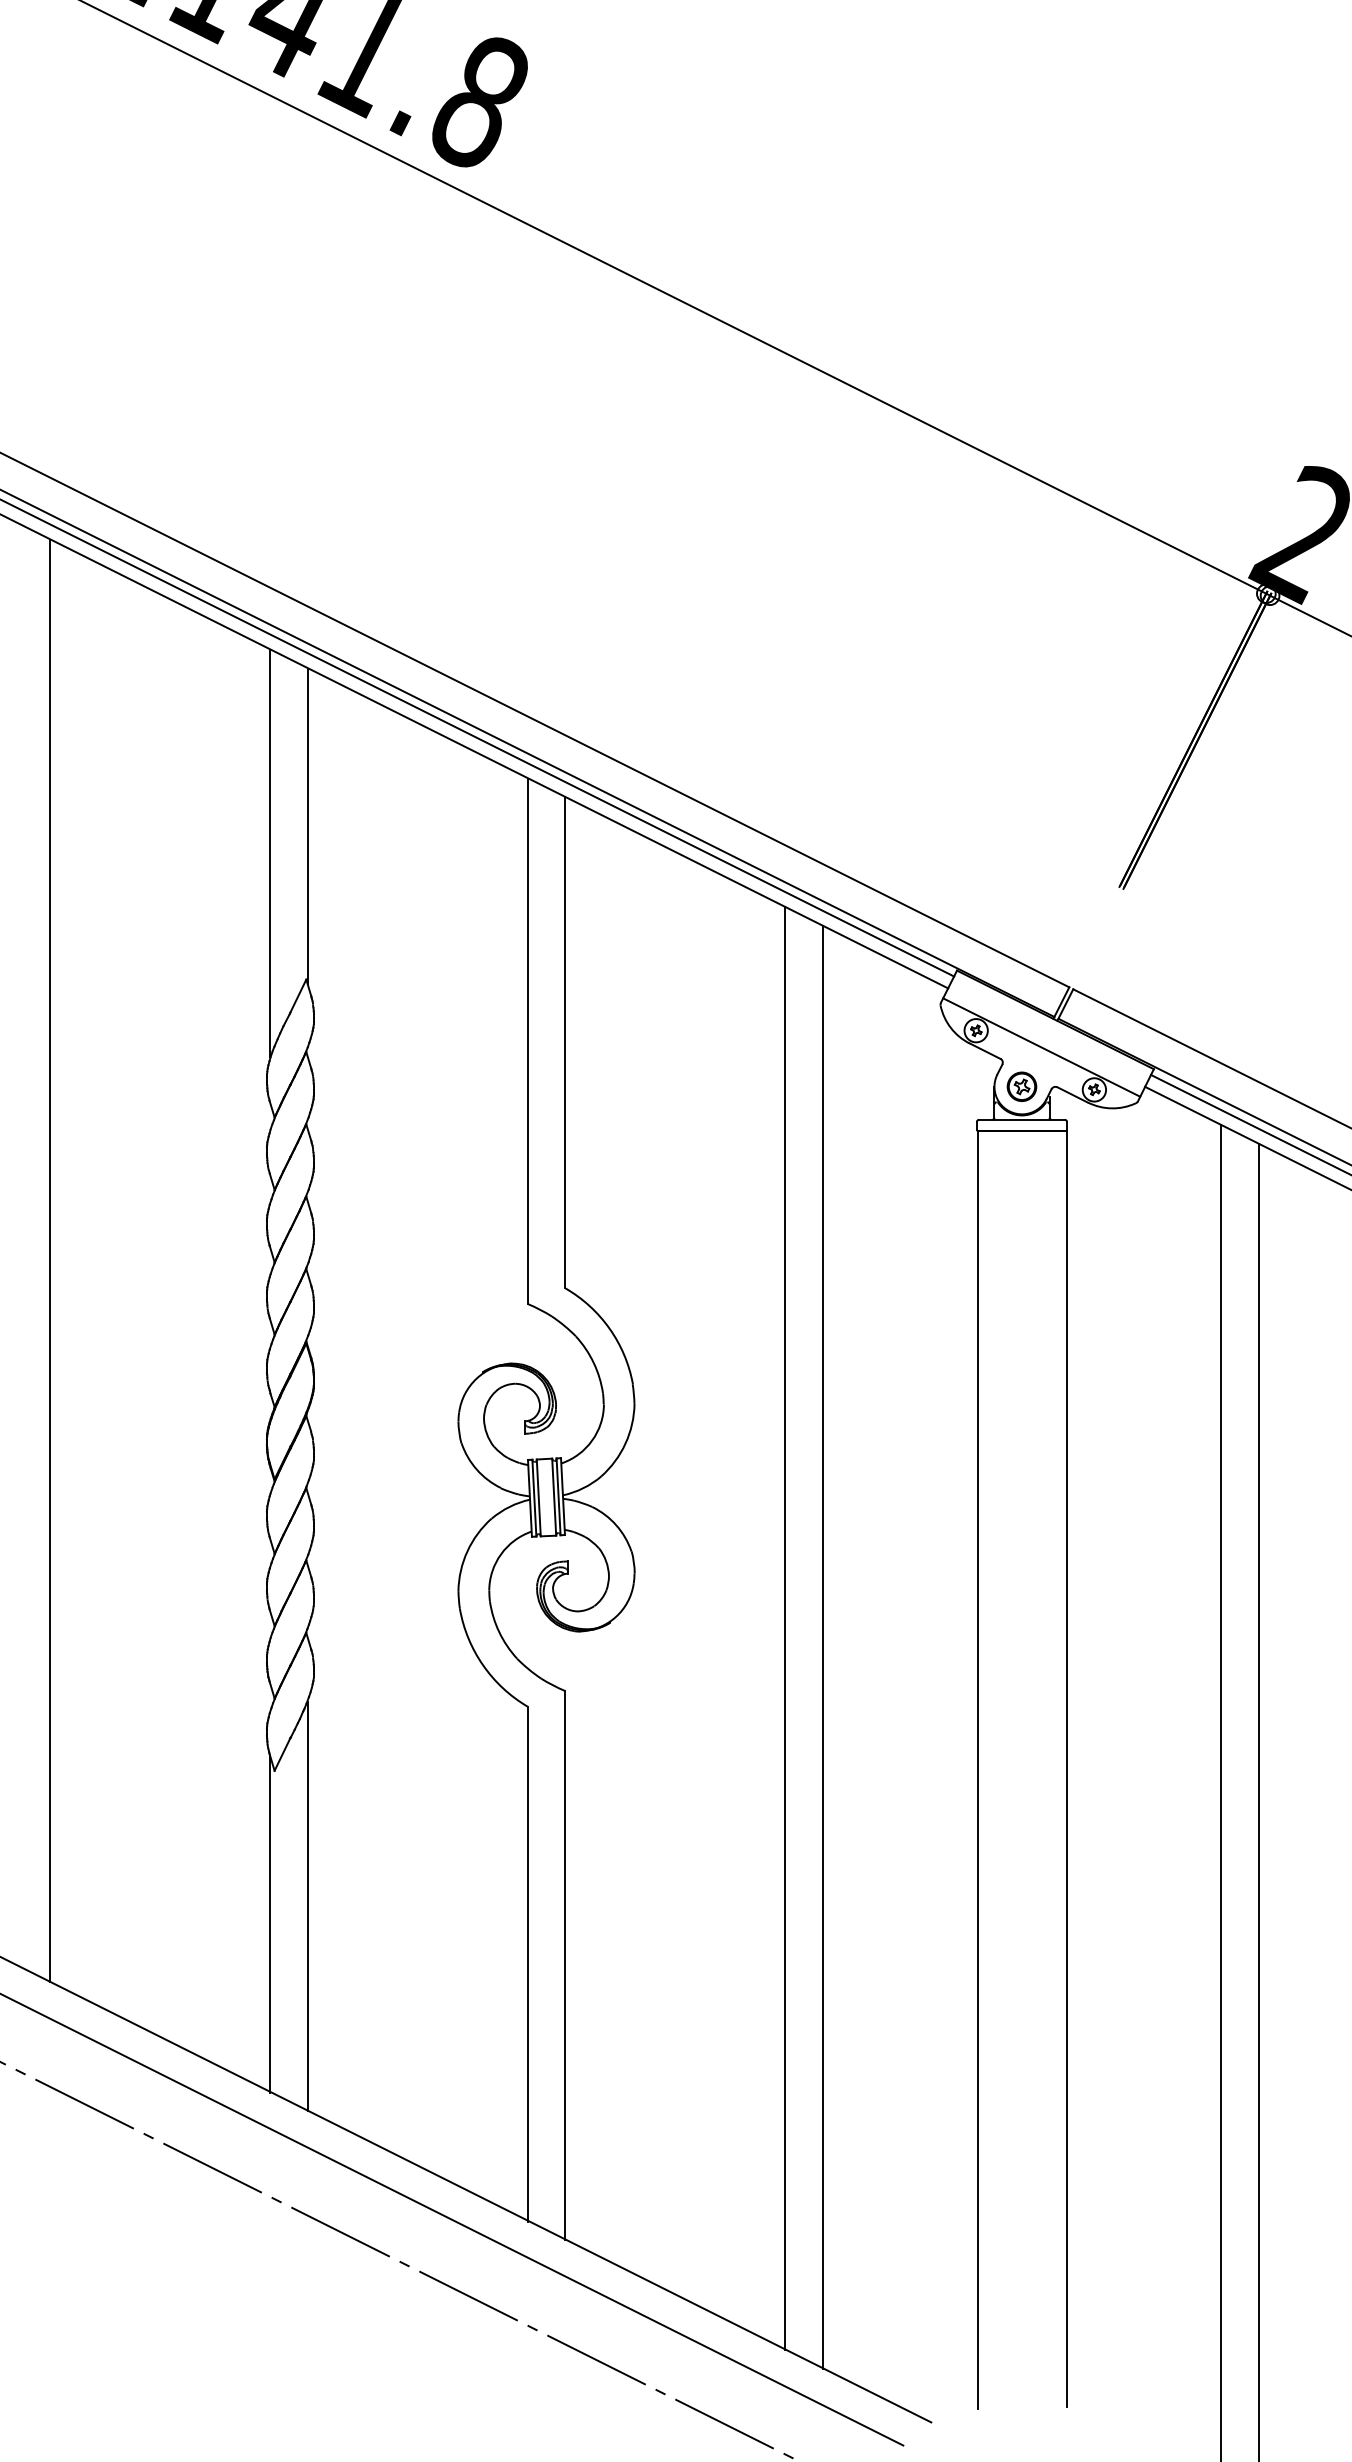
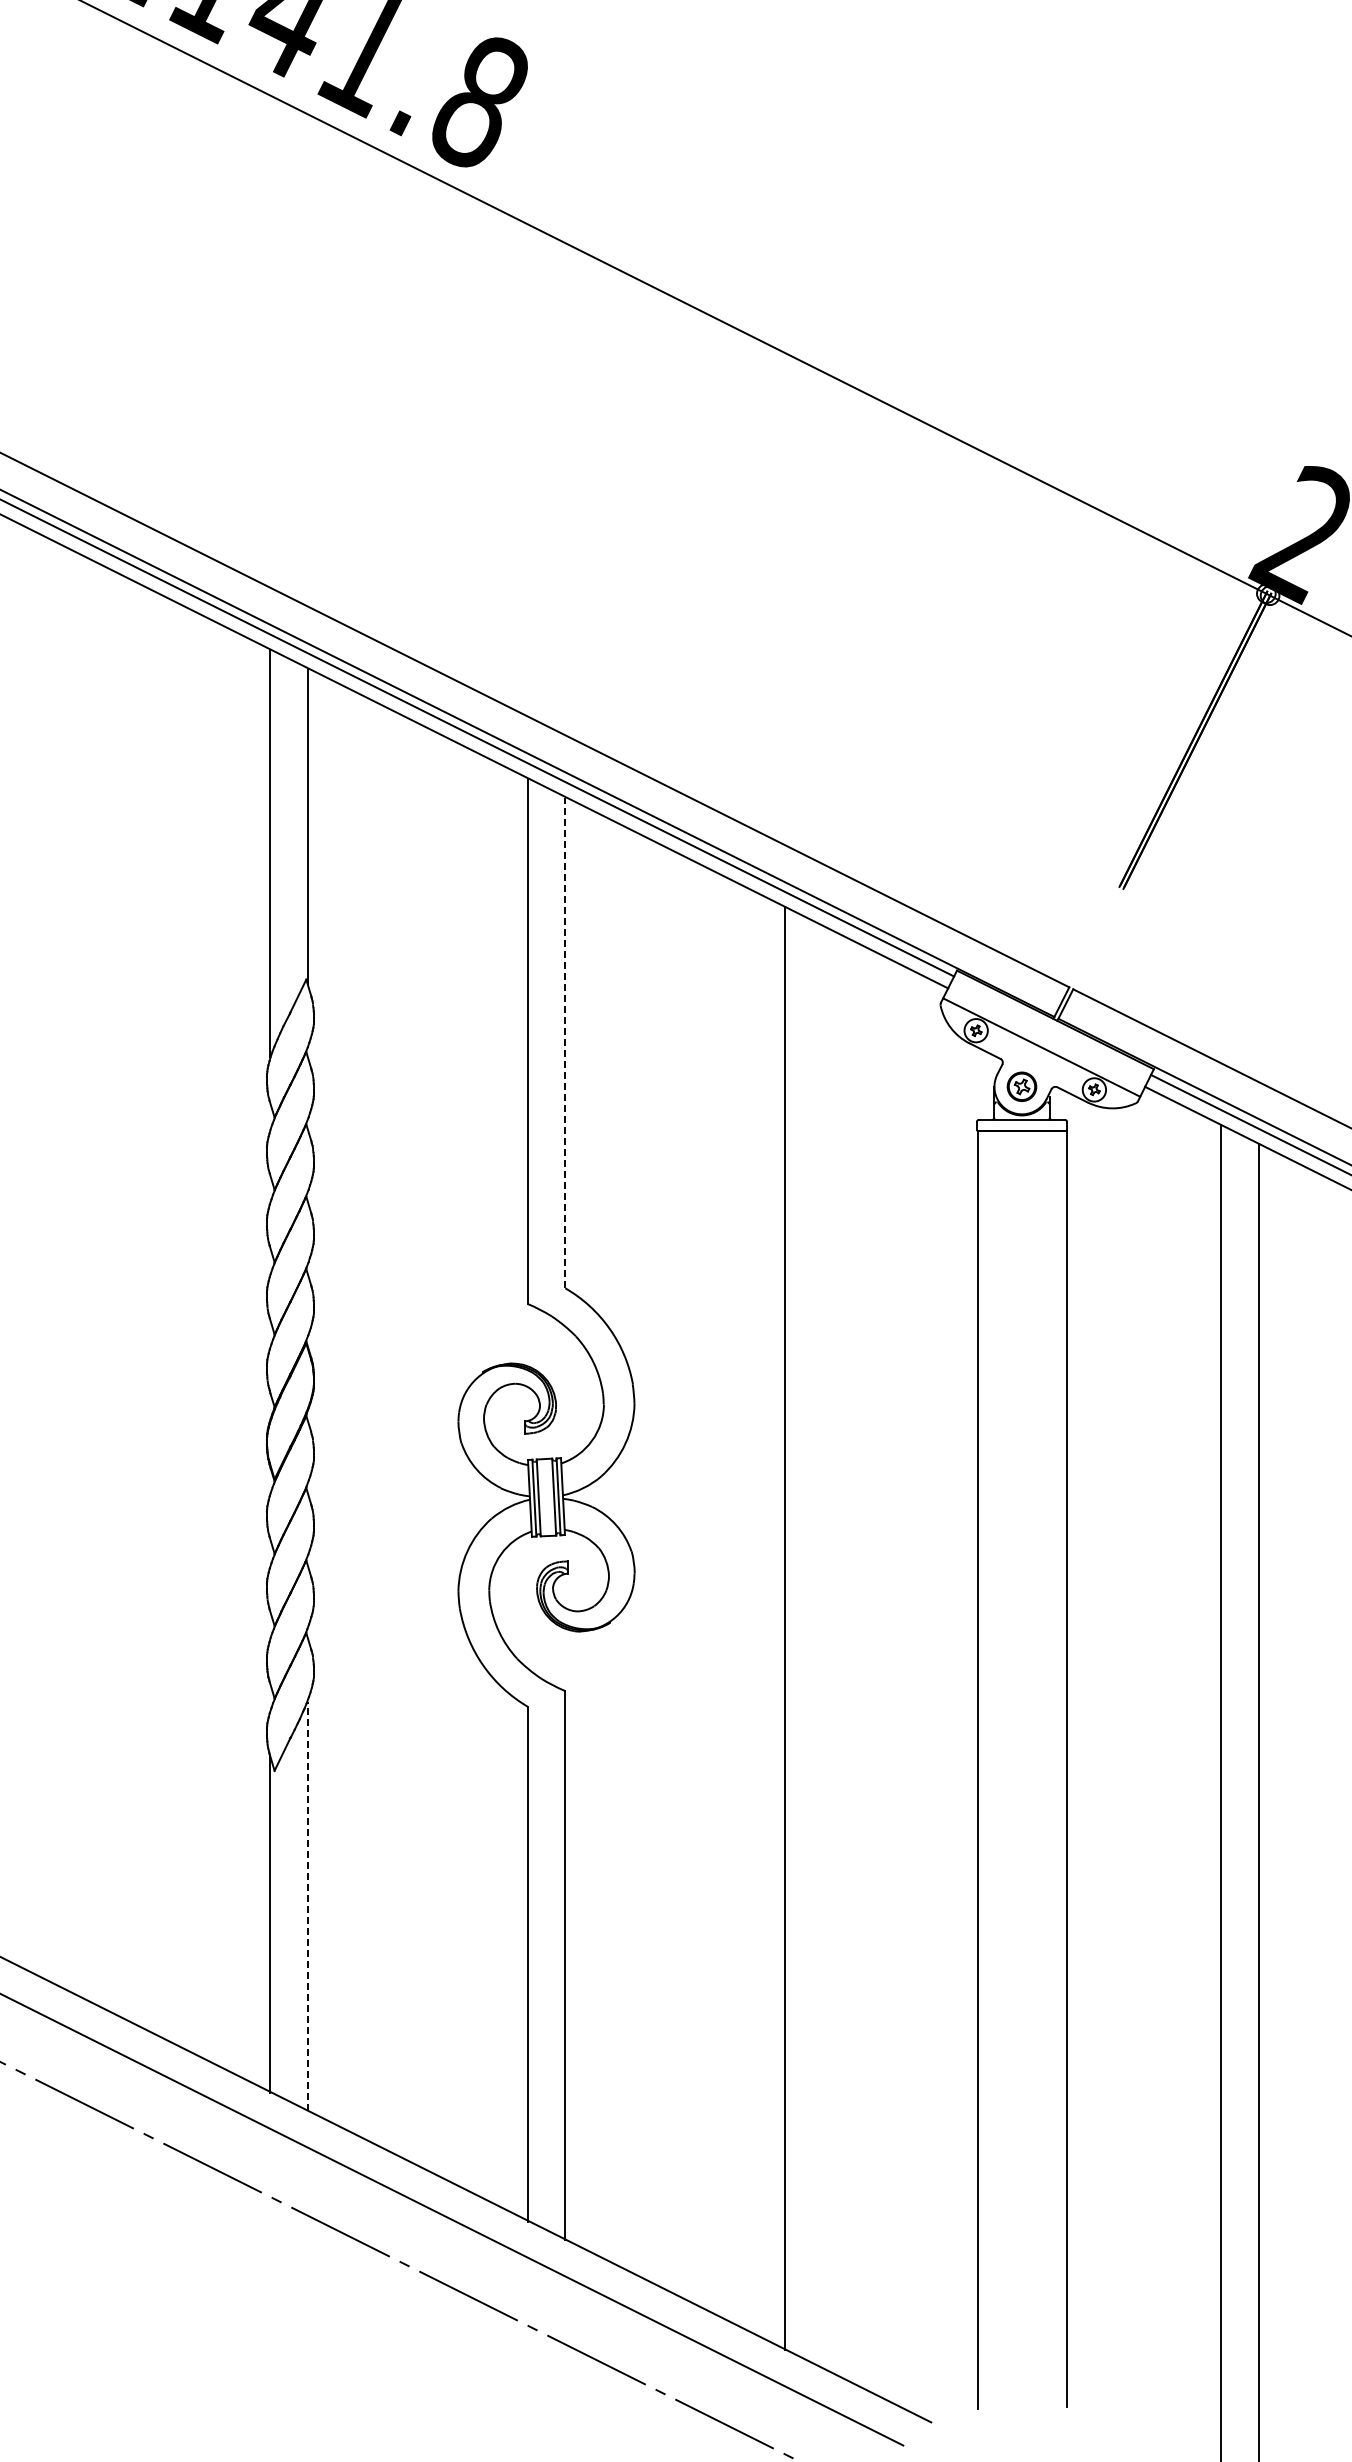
line: solid -> dashed (565, 1042)
line: present -> none (50, 1260)
line: present -> none (822, 1647)
line: solid -> dashed (307, 1906)
